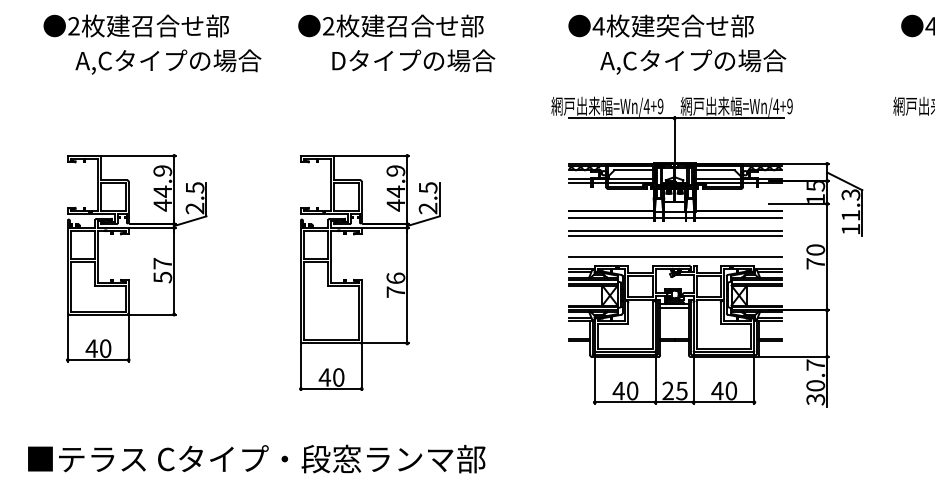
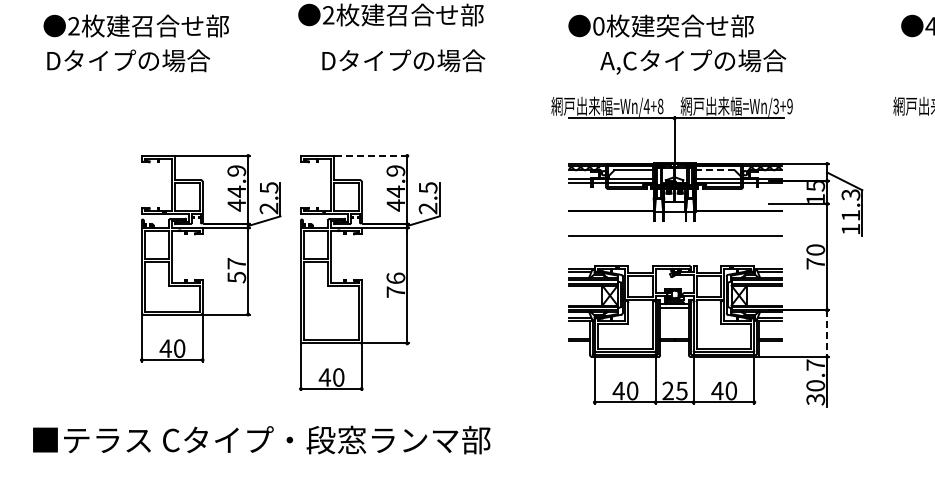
text position: (390, 25) -> (390, 14) (390, 14)
text: 4 -> 0 (598, 26)
text position: (413, 60) -> (403, 60) (403, 60)
text: A,Cタイプの場合 -> Dタイプの場合 (154, 61)
text: =Wn/4+9 -> =Wn/4+8 (660, 106)
text: =Wn/4+9 -> =Wn/3+9 (776, 106)
line: solid -> dashed (372, 155)
line: solid -> dashed (714, 170)
line: present -> none (675, 218)
line: present -> none (675, 230)
line: present -> none (675, 256)
part position: (136, 258) -> (210, 258) (210, 258)
line: solid -> dashed (827, 334)
text position: (256, 458) -> (261, 439) (261, 439)
